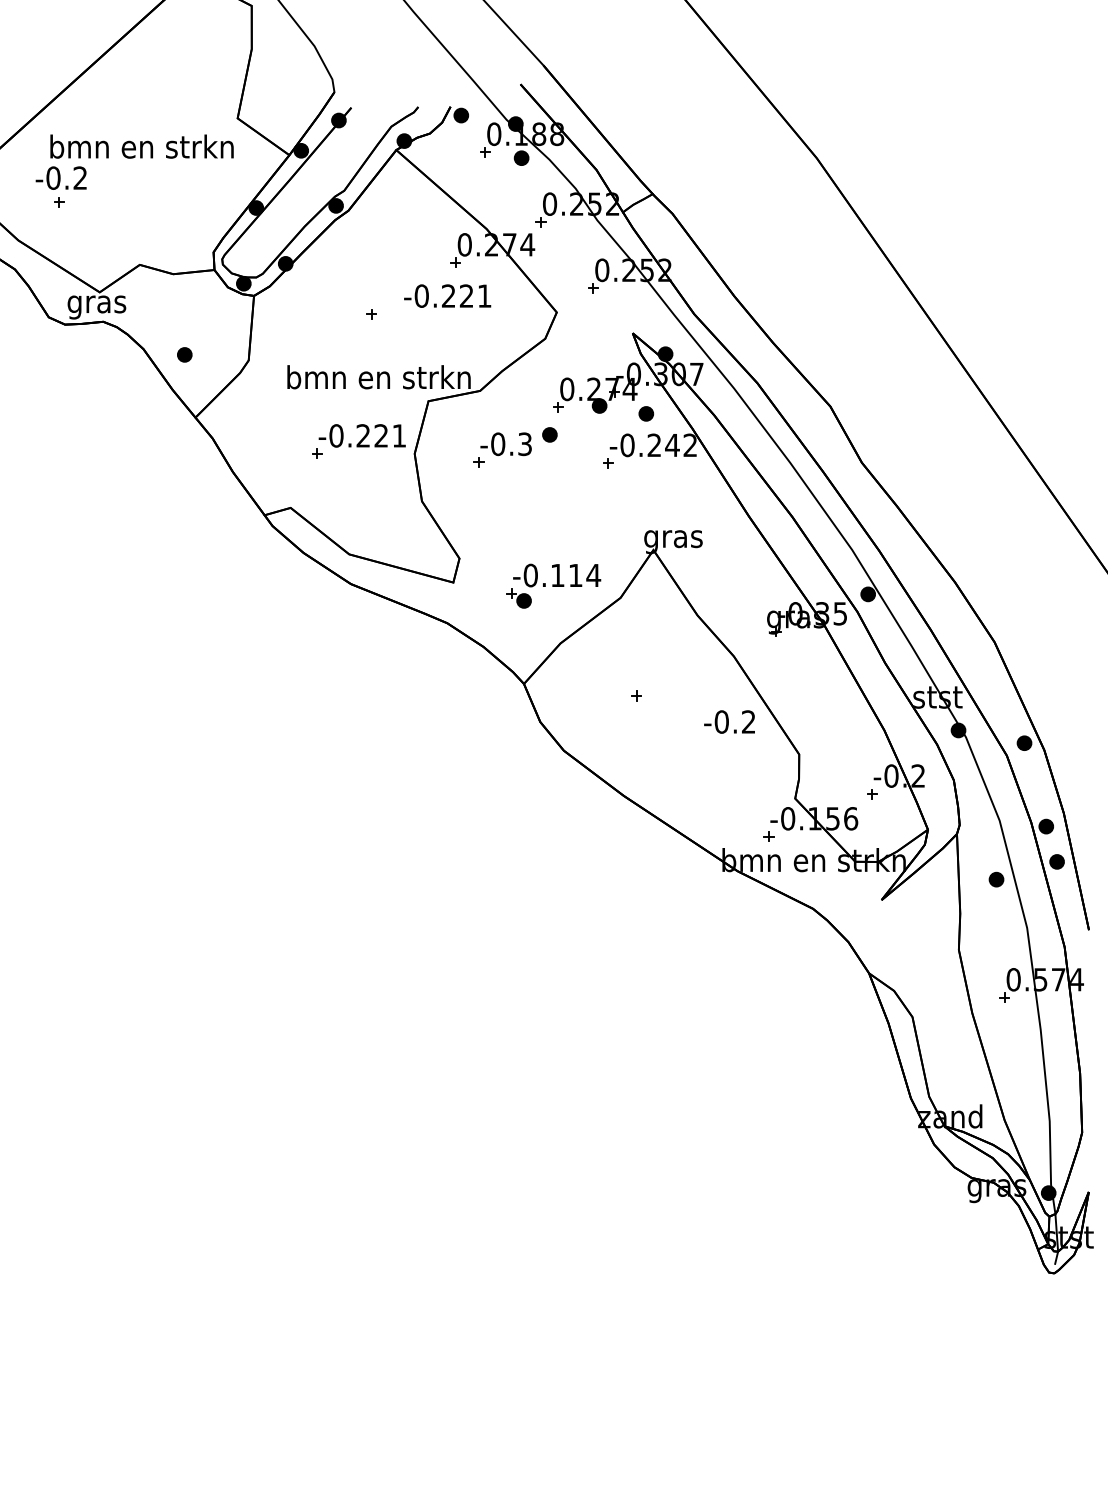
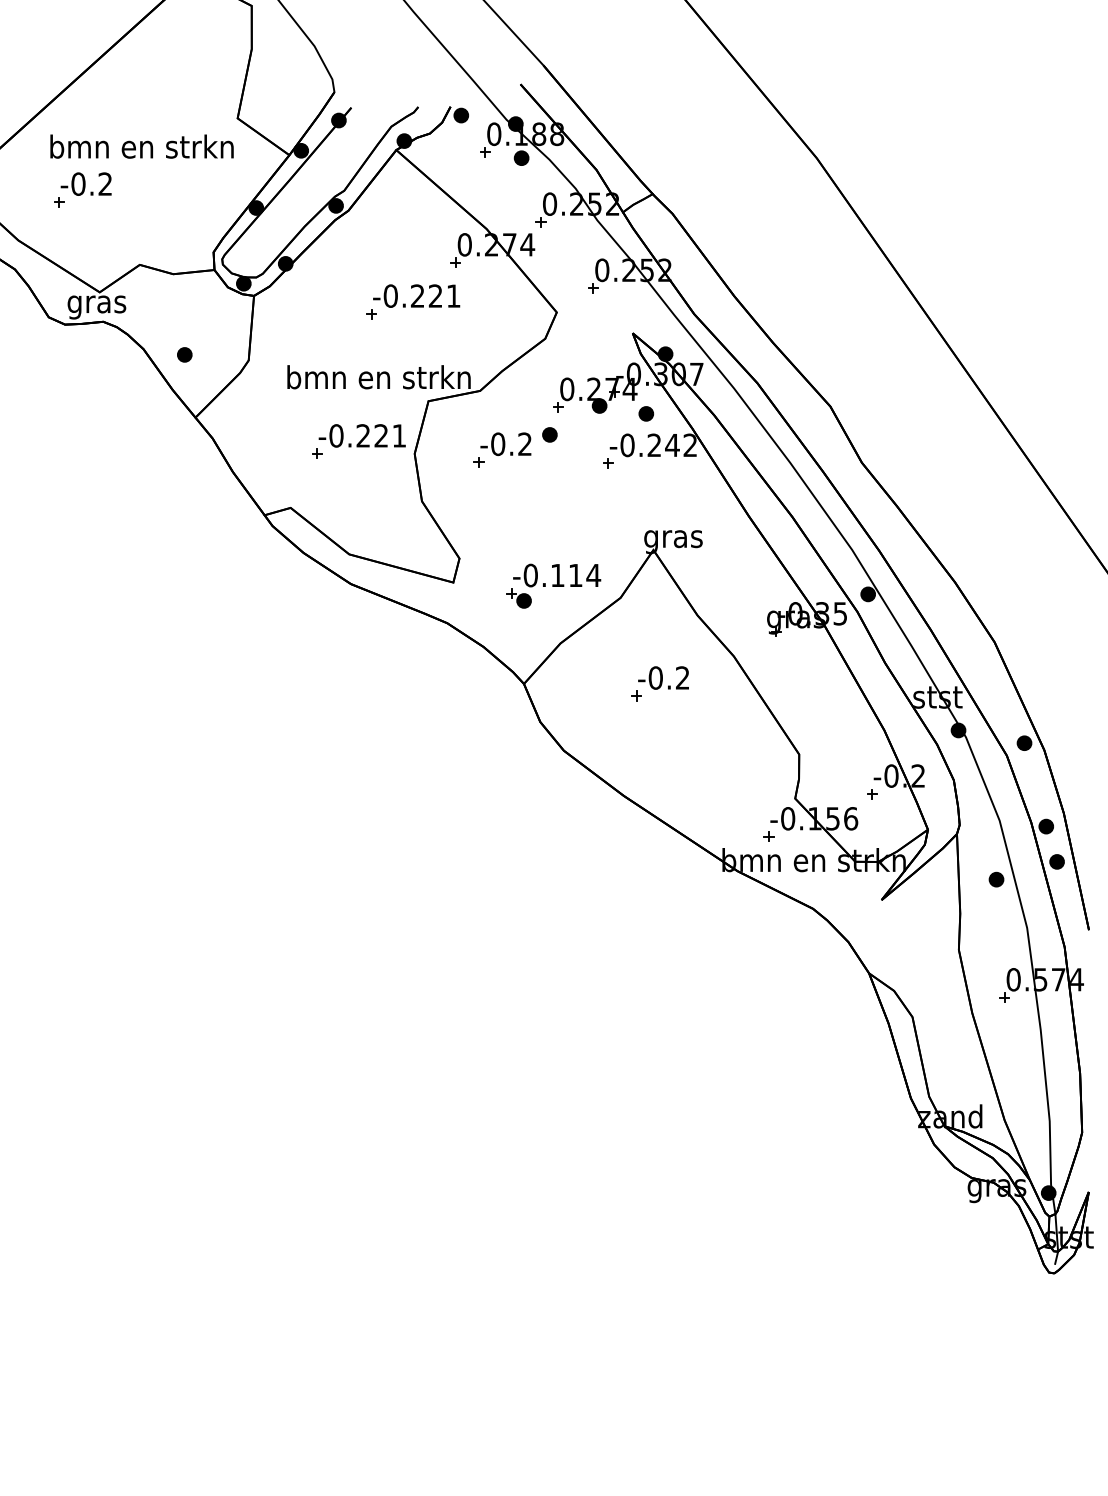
text position: (60, 177) -> (85, 183) (85, 183)
text position: (447, 295) -> (416, 295) (416, 295)
text: -0.3 -> -0.2 (524, 444)
text position: (729, 721) -> (663, 677) (663, 677)
